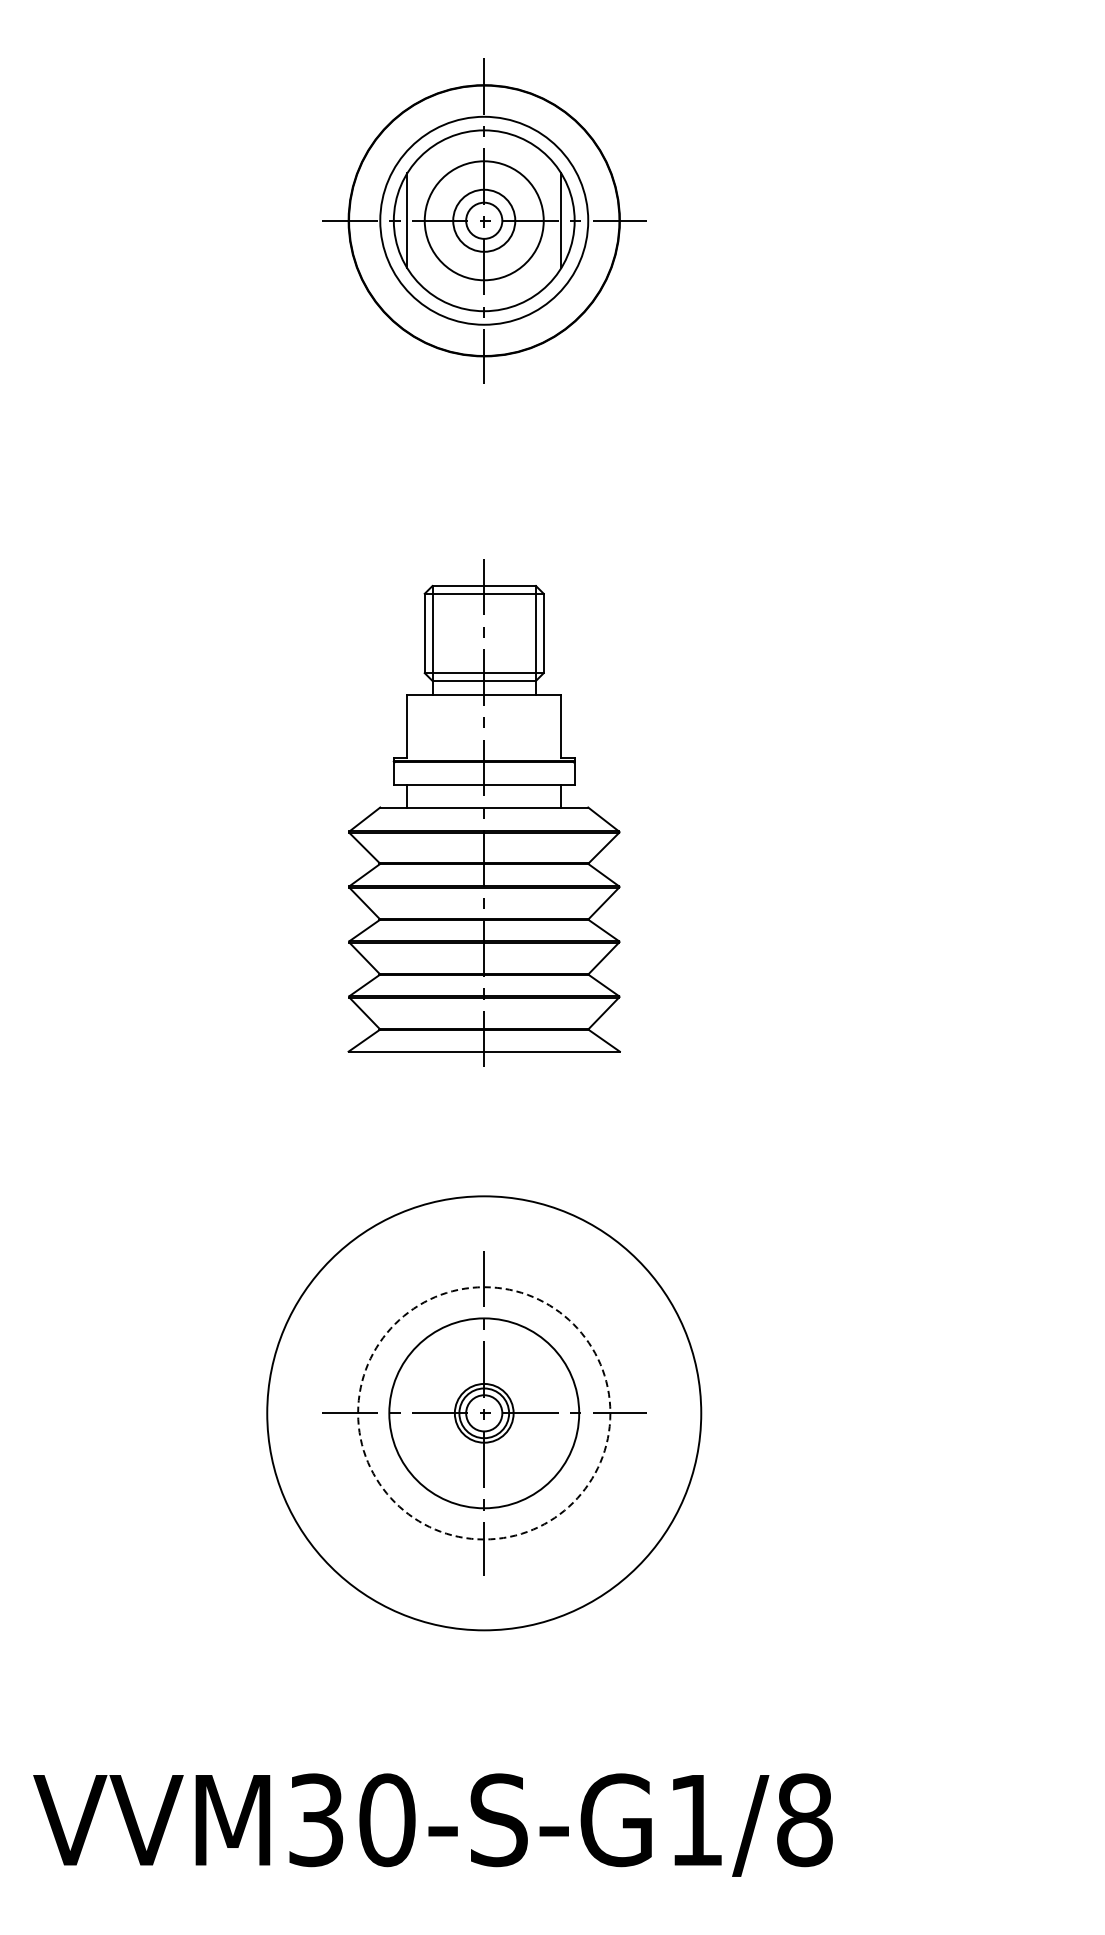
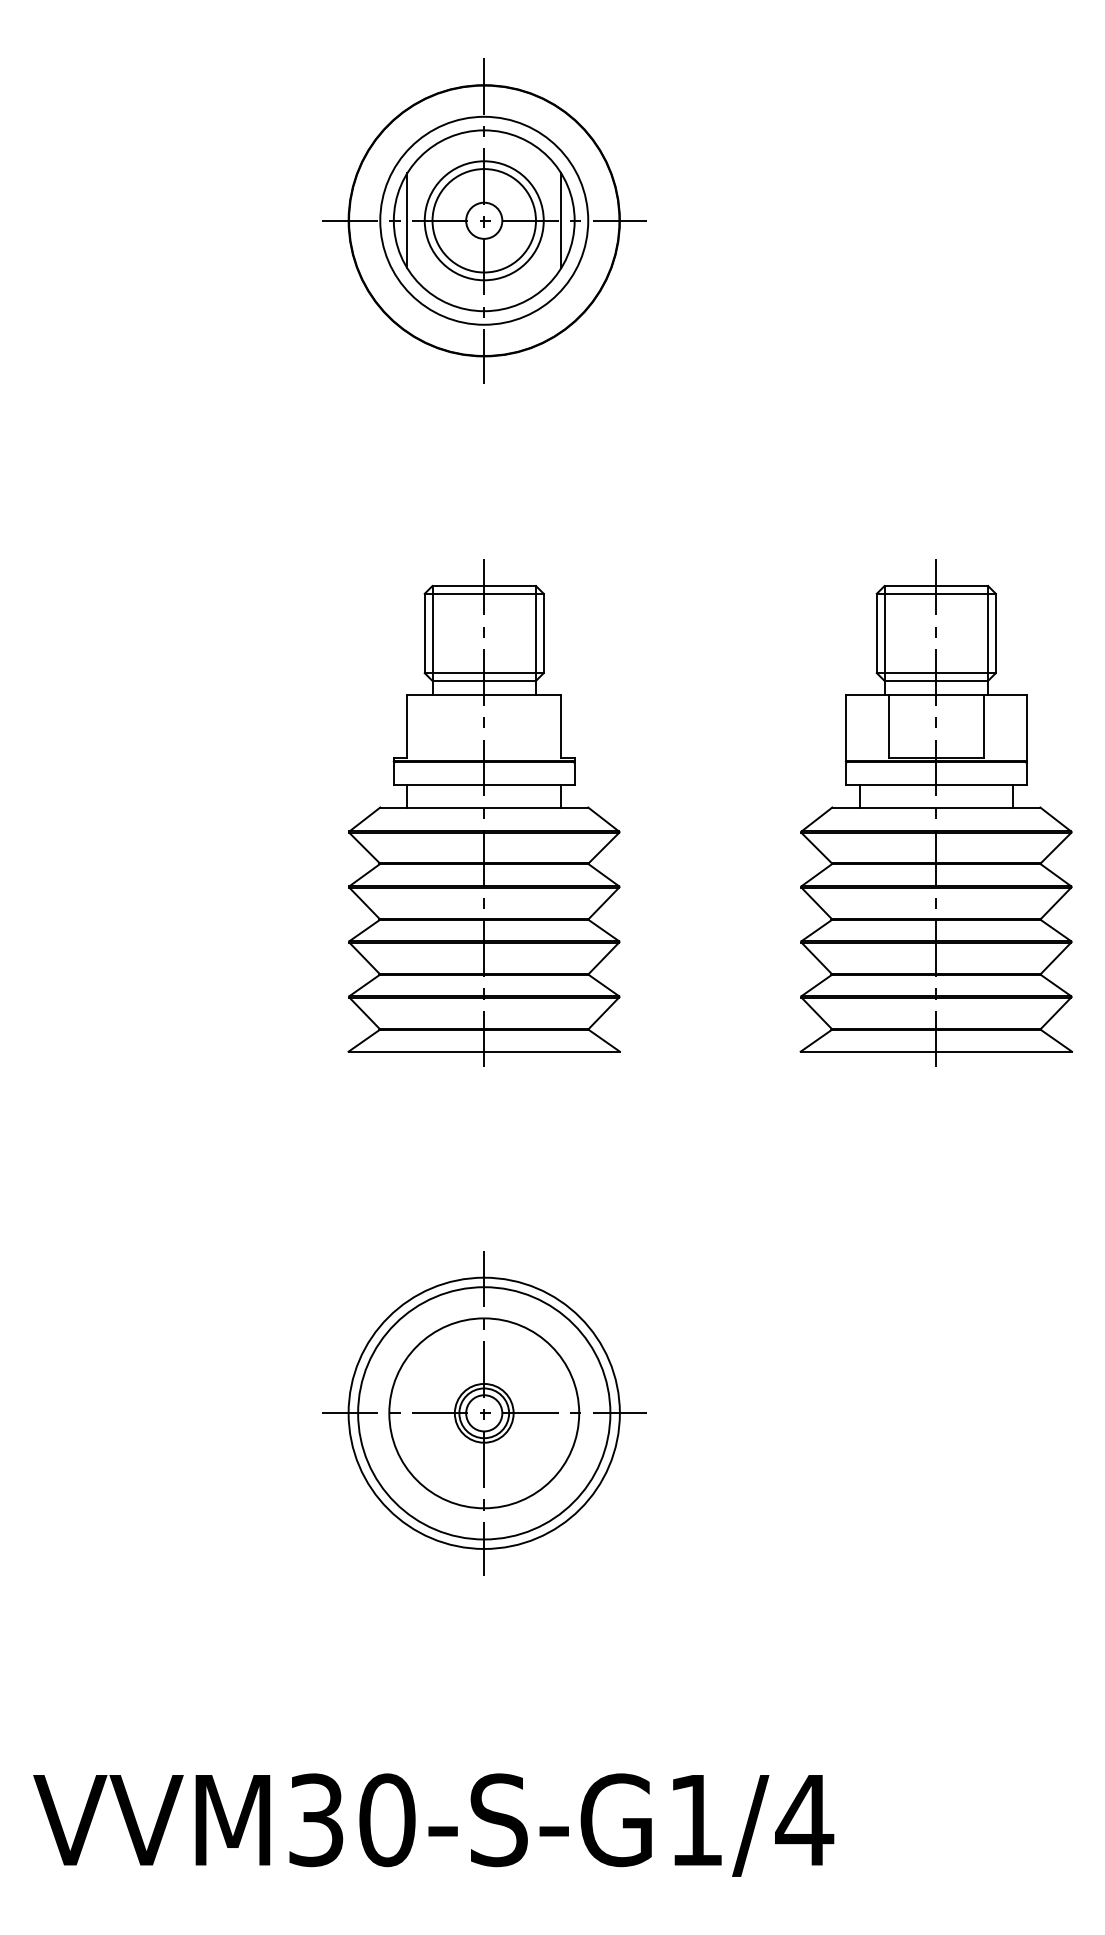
circle diameter: 62 px -> 103 px (483, 220)
part: none -> present (935, 812)
circle diameter: 434 px -> 271 px (483, 1412)
circle: dashed -> solid (484, 1413)
text: VVM30-S-G1/8 -> VVM30-S-G1/4 (804, 1820)
